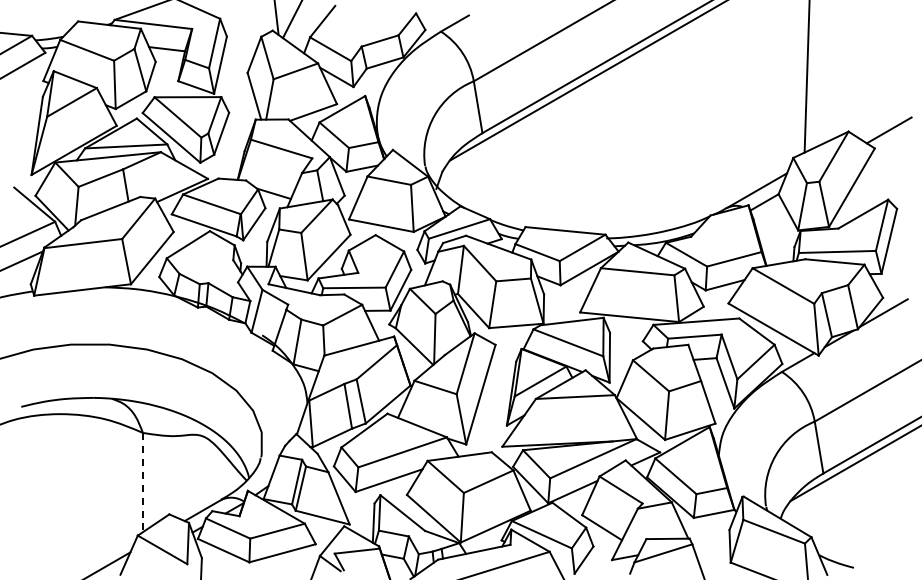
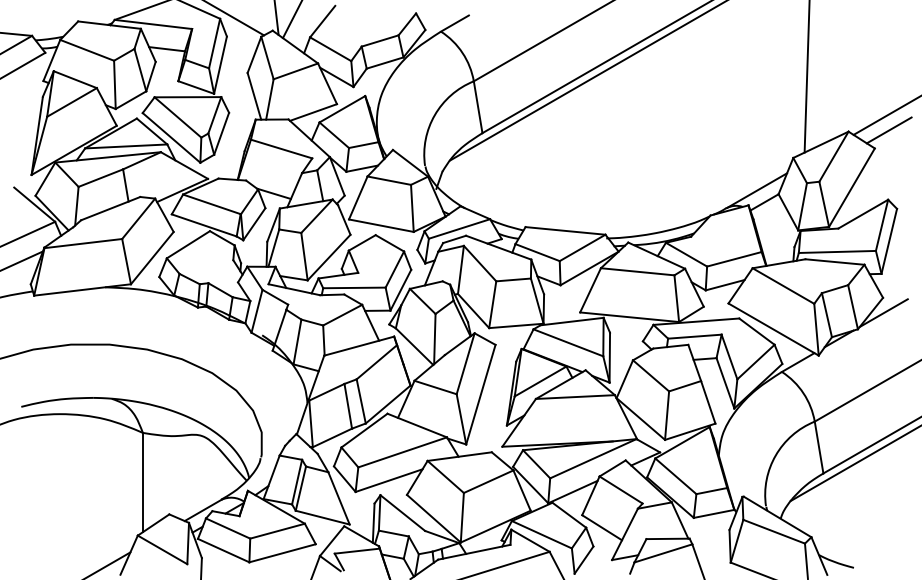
line: none -> present (235, 18)
line: none -> present (885, 115)
line: dashed -> solid (142, 482)
